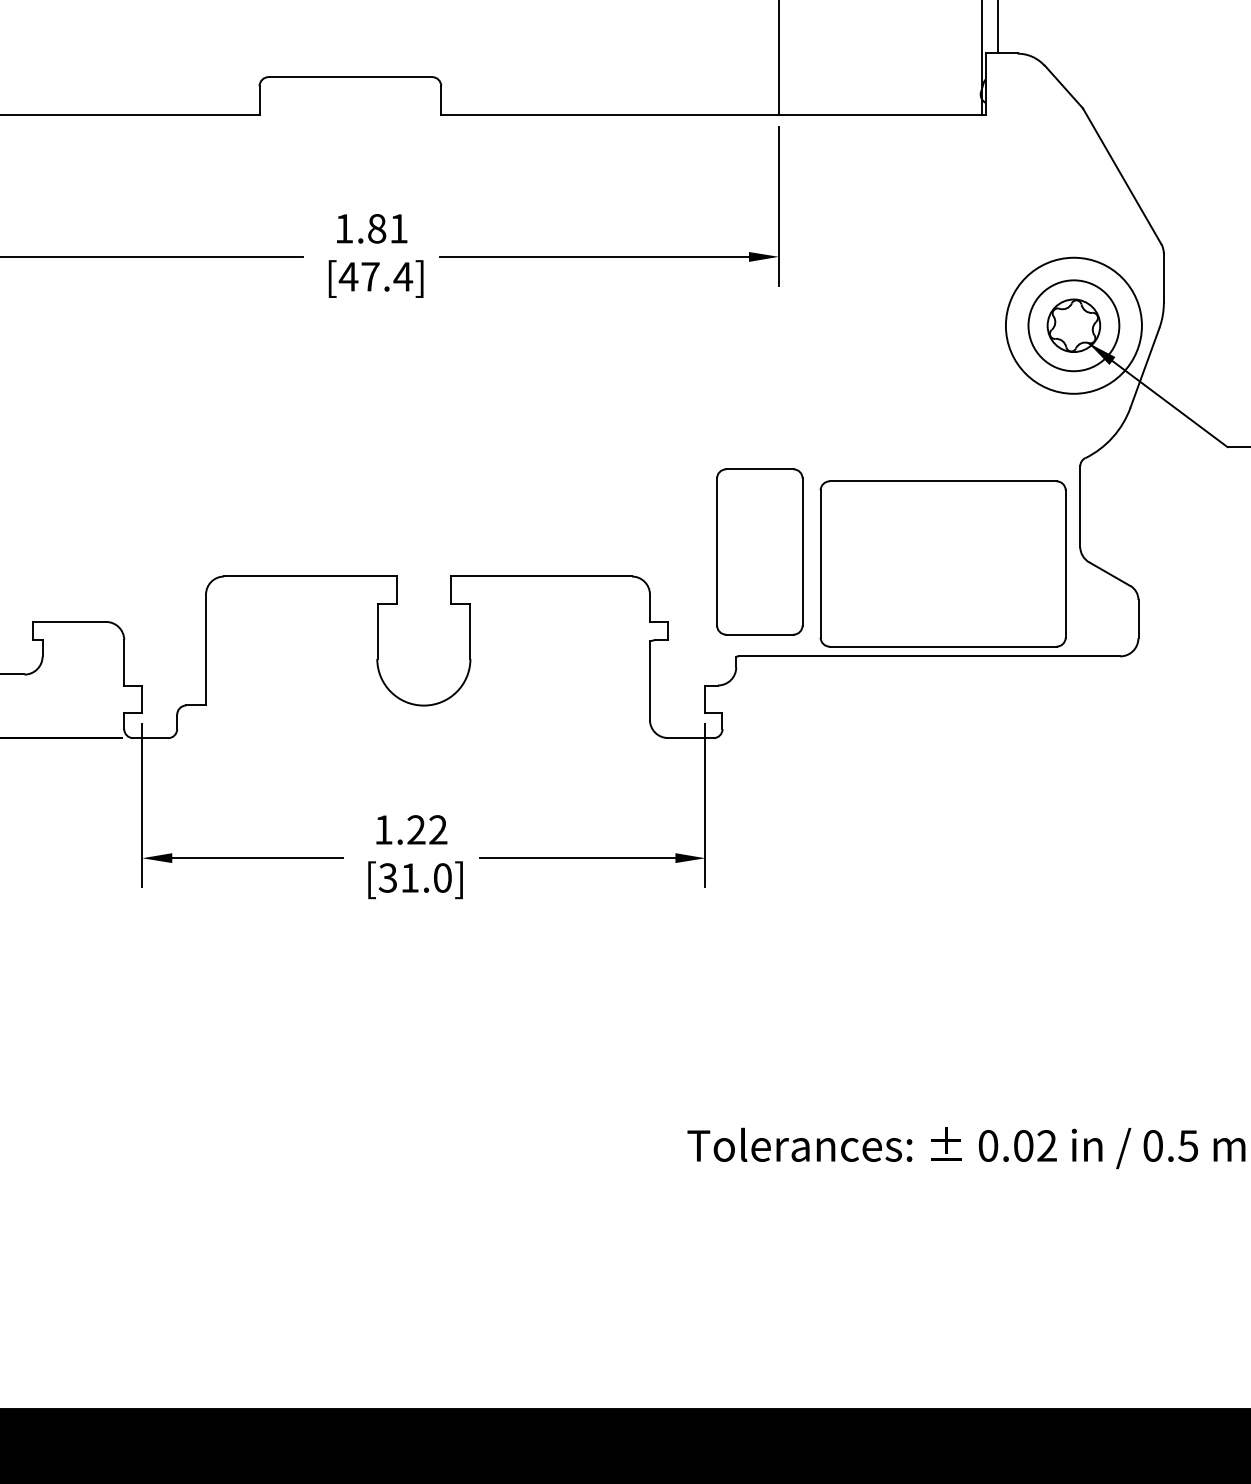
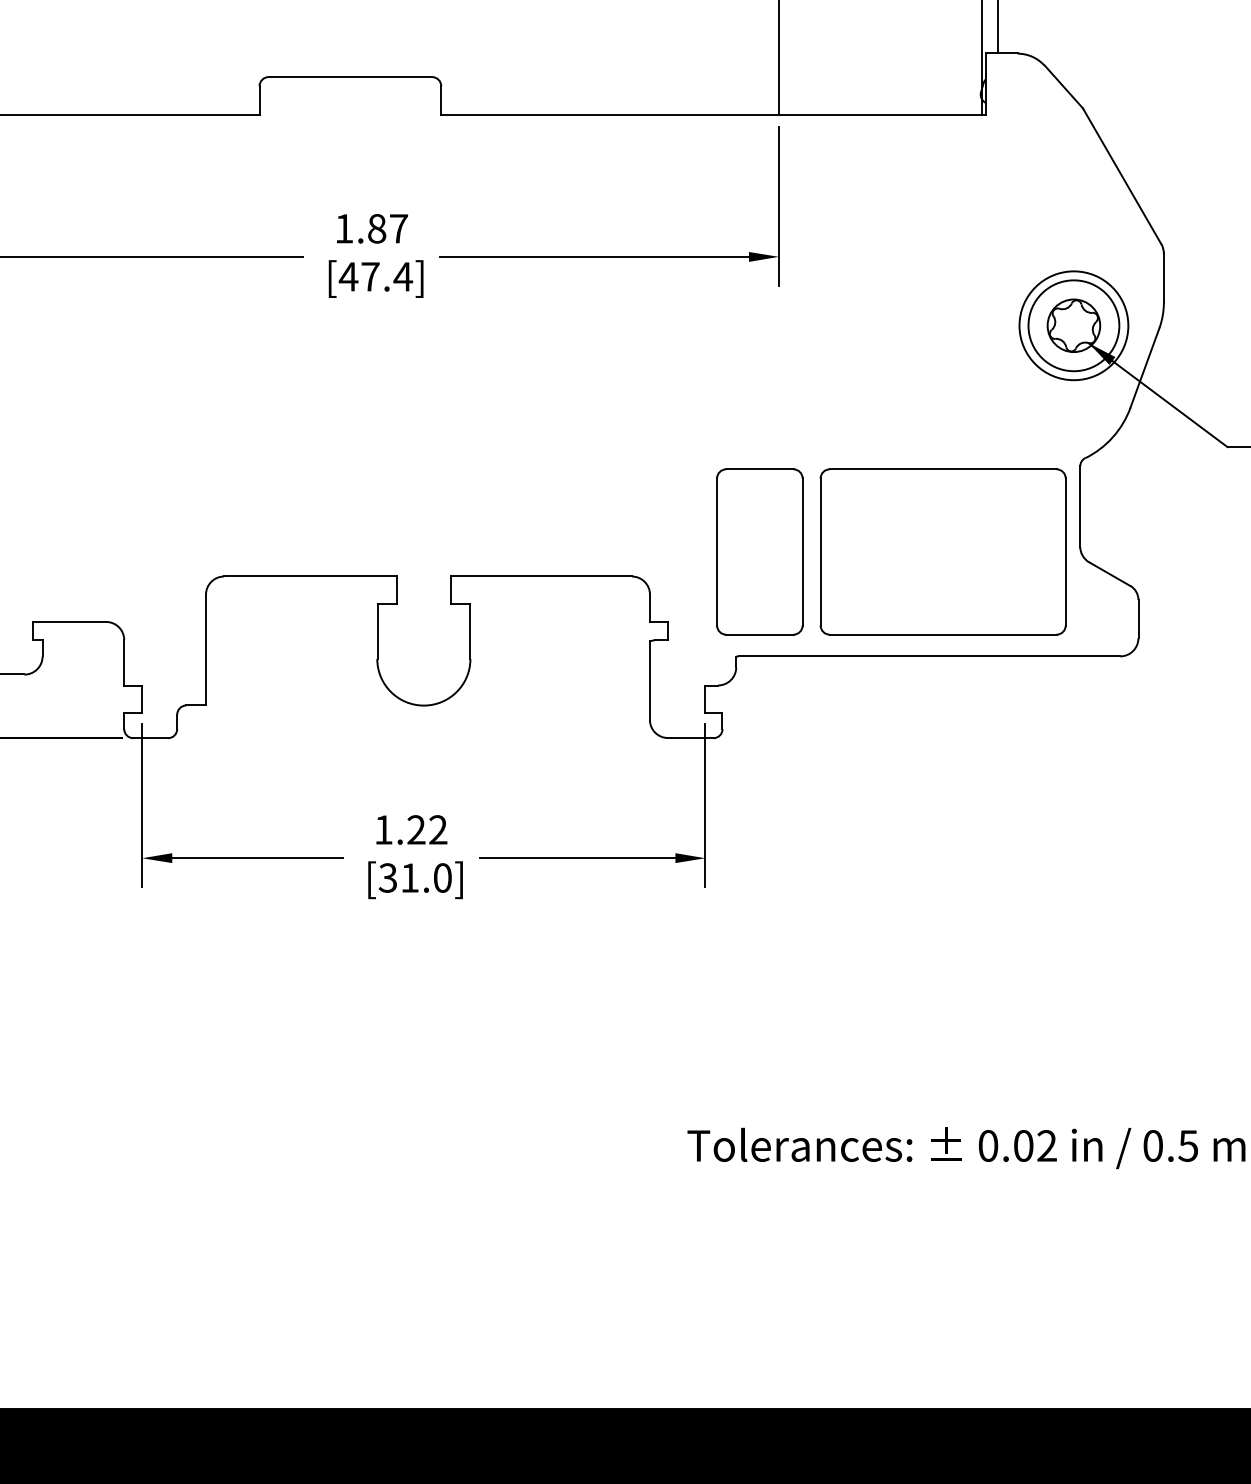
text: 1.81 -> 1.87 (399, 228)
circle diameter: 136 px -> 109 px (1073, 325)
part position: (942, 563) -> (942, 551) (942, 551)
